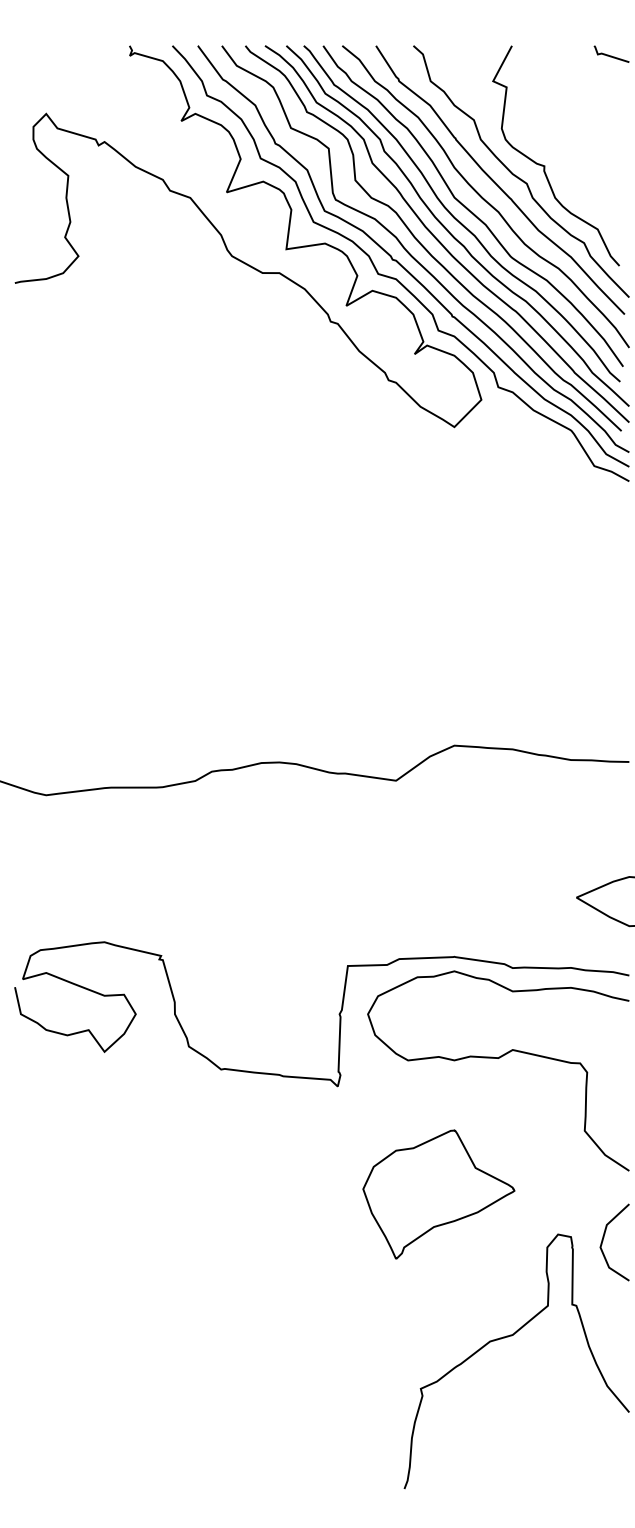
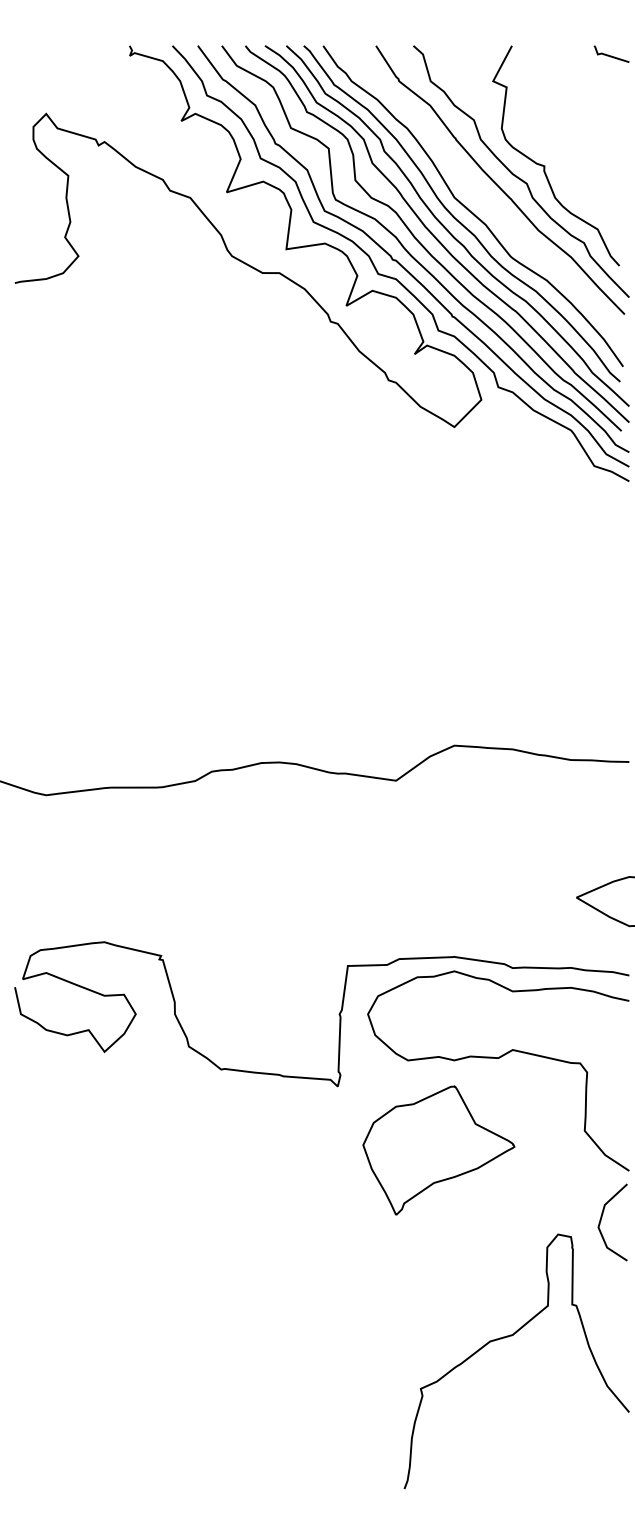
curve: present -> none (483, 197)
part position: (438, 1194) -> (438, 1150) (438, 1150)
line position: (603, 1241) -> (601, 1221) (601, 1221)
